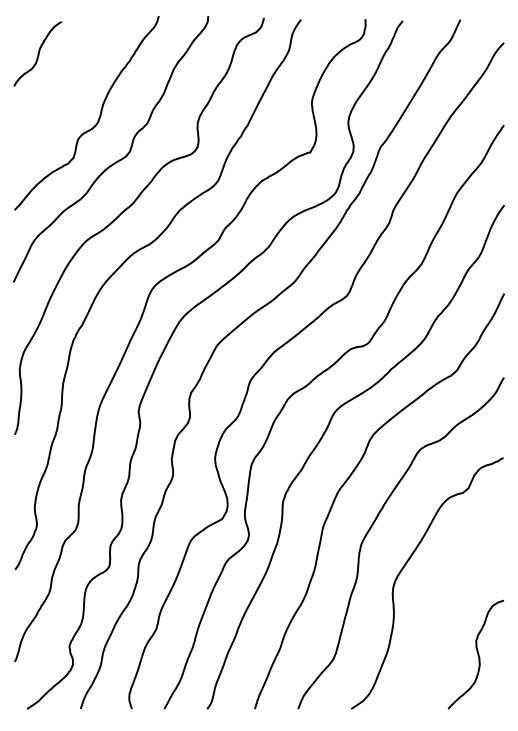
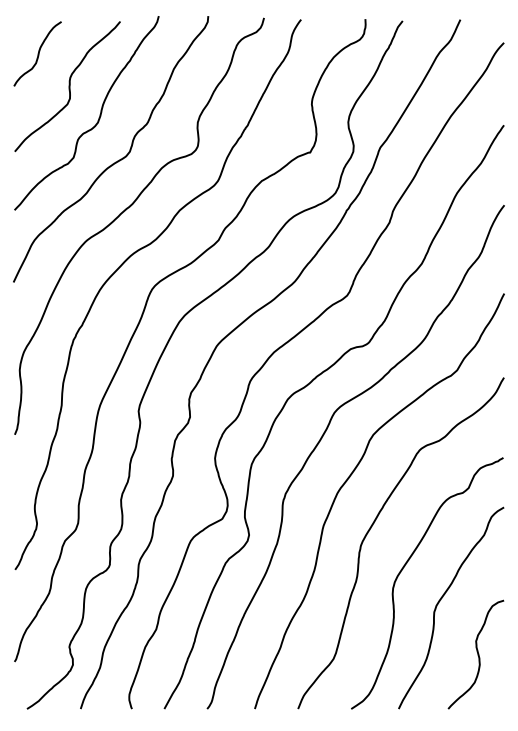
curve: none -> present (68, 86)
curve: none -> present (440, 601)
